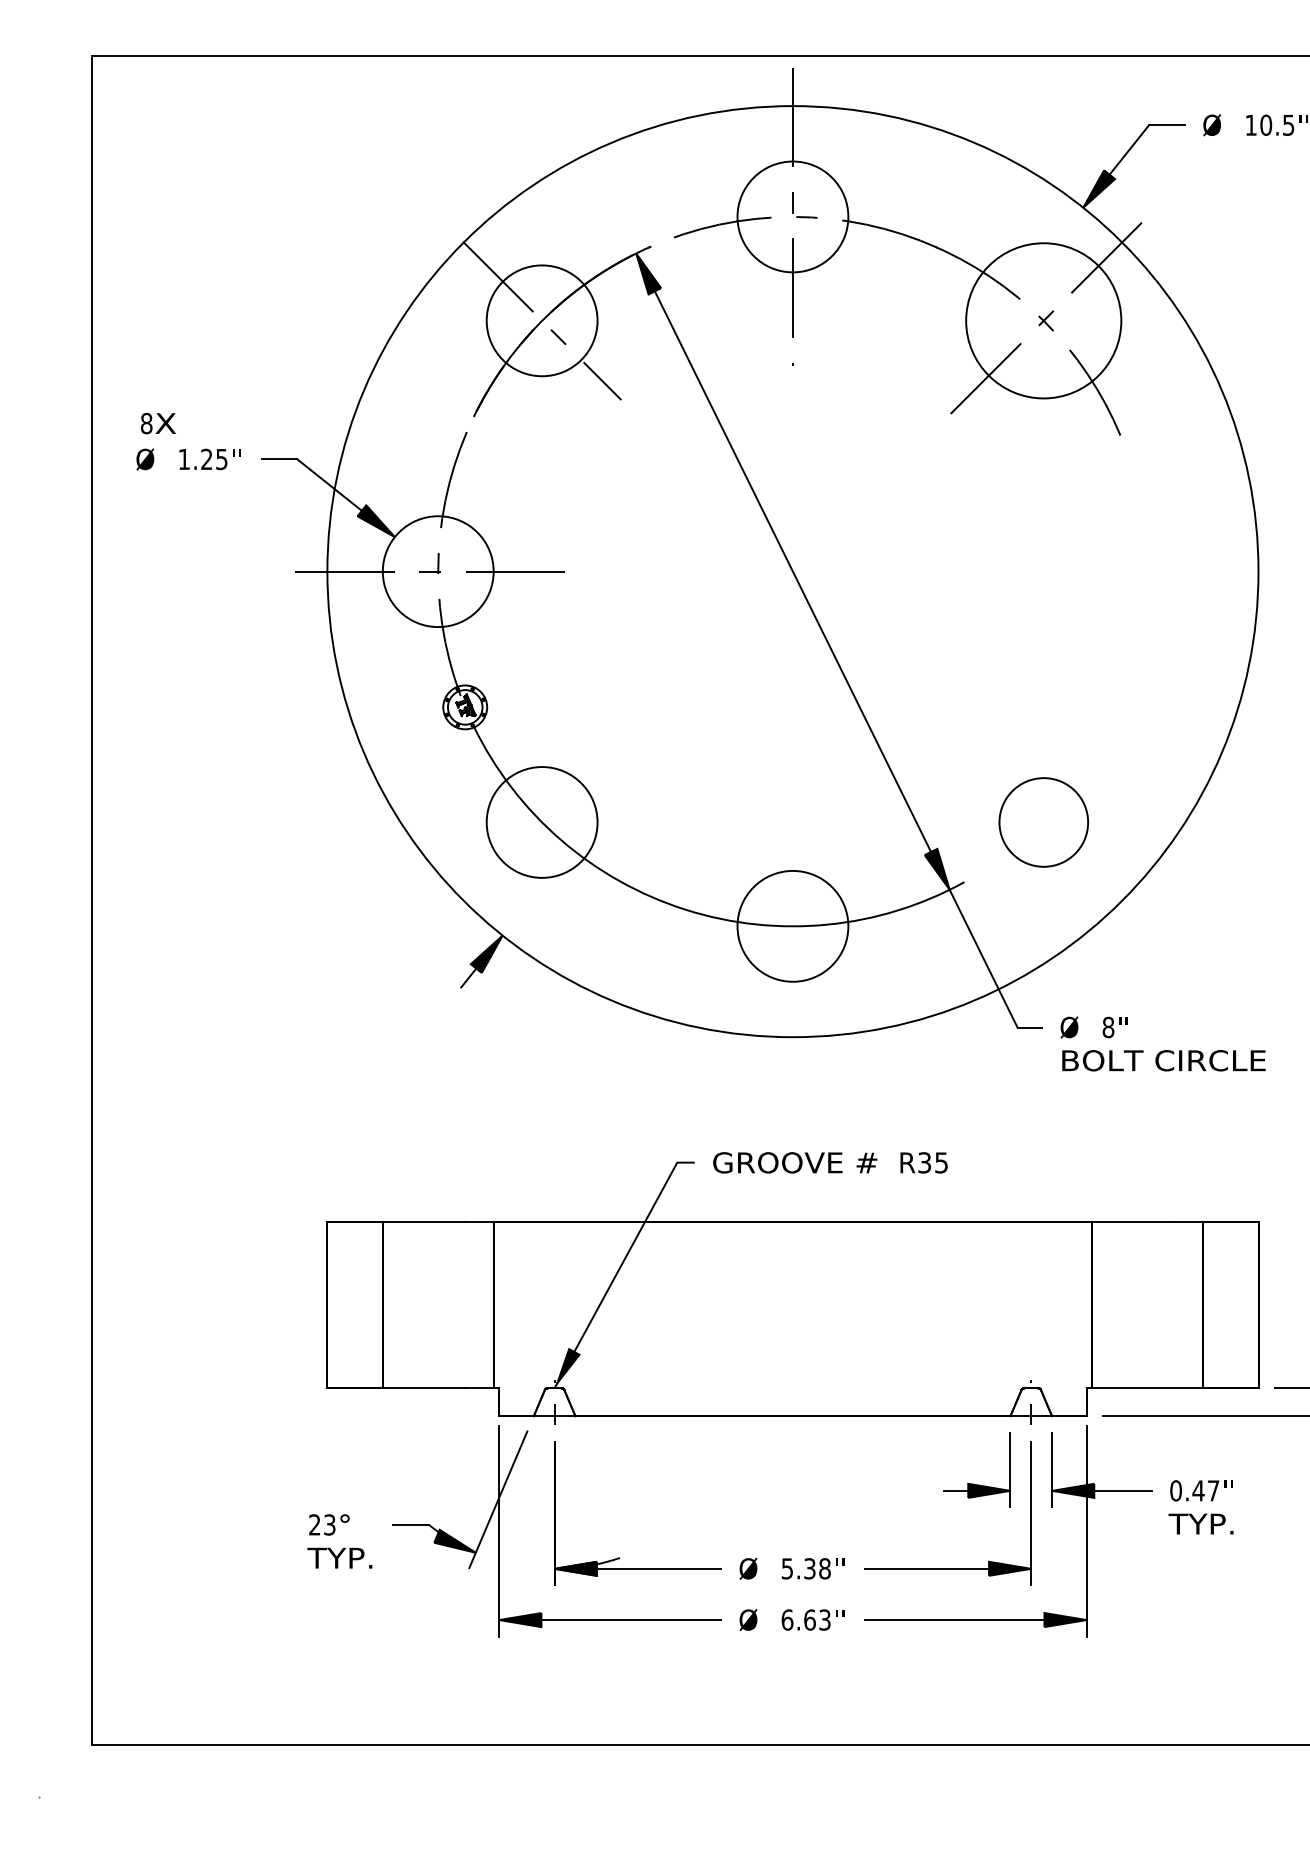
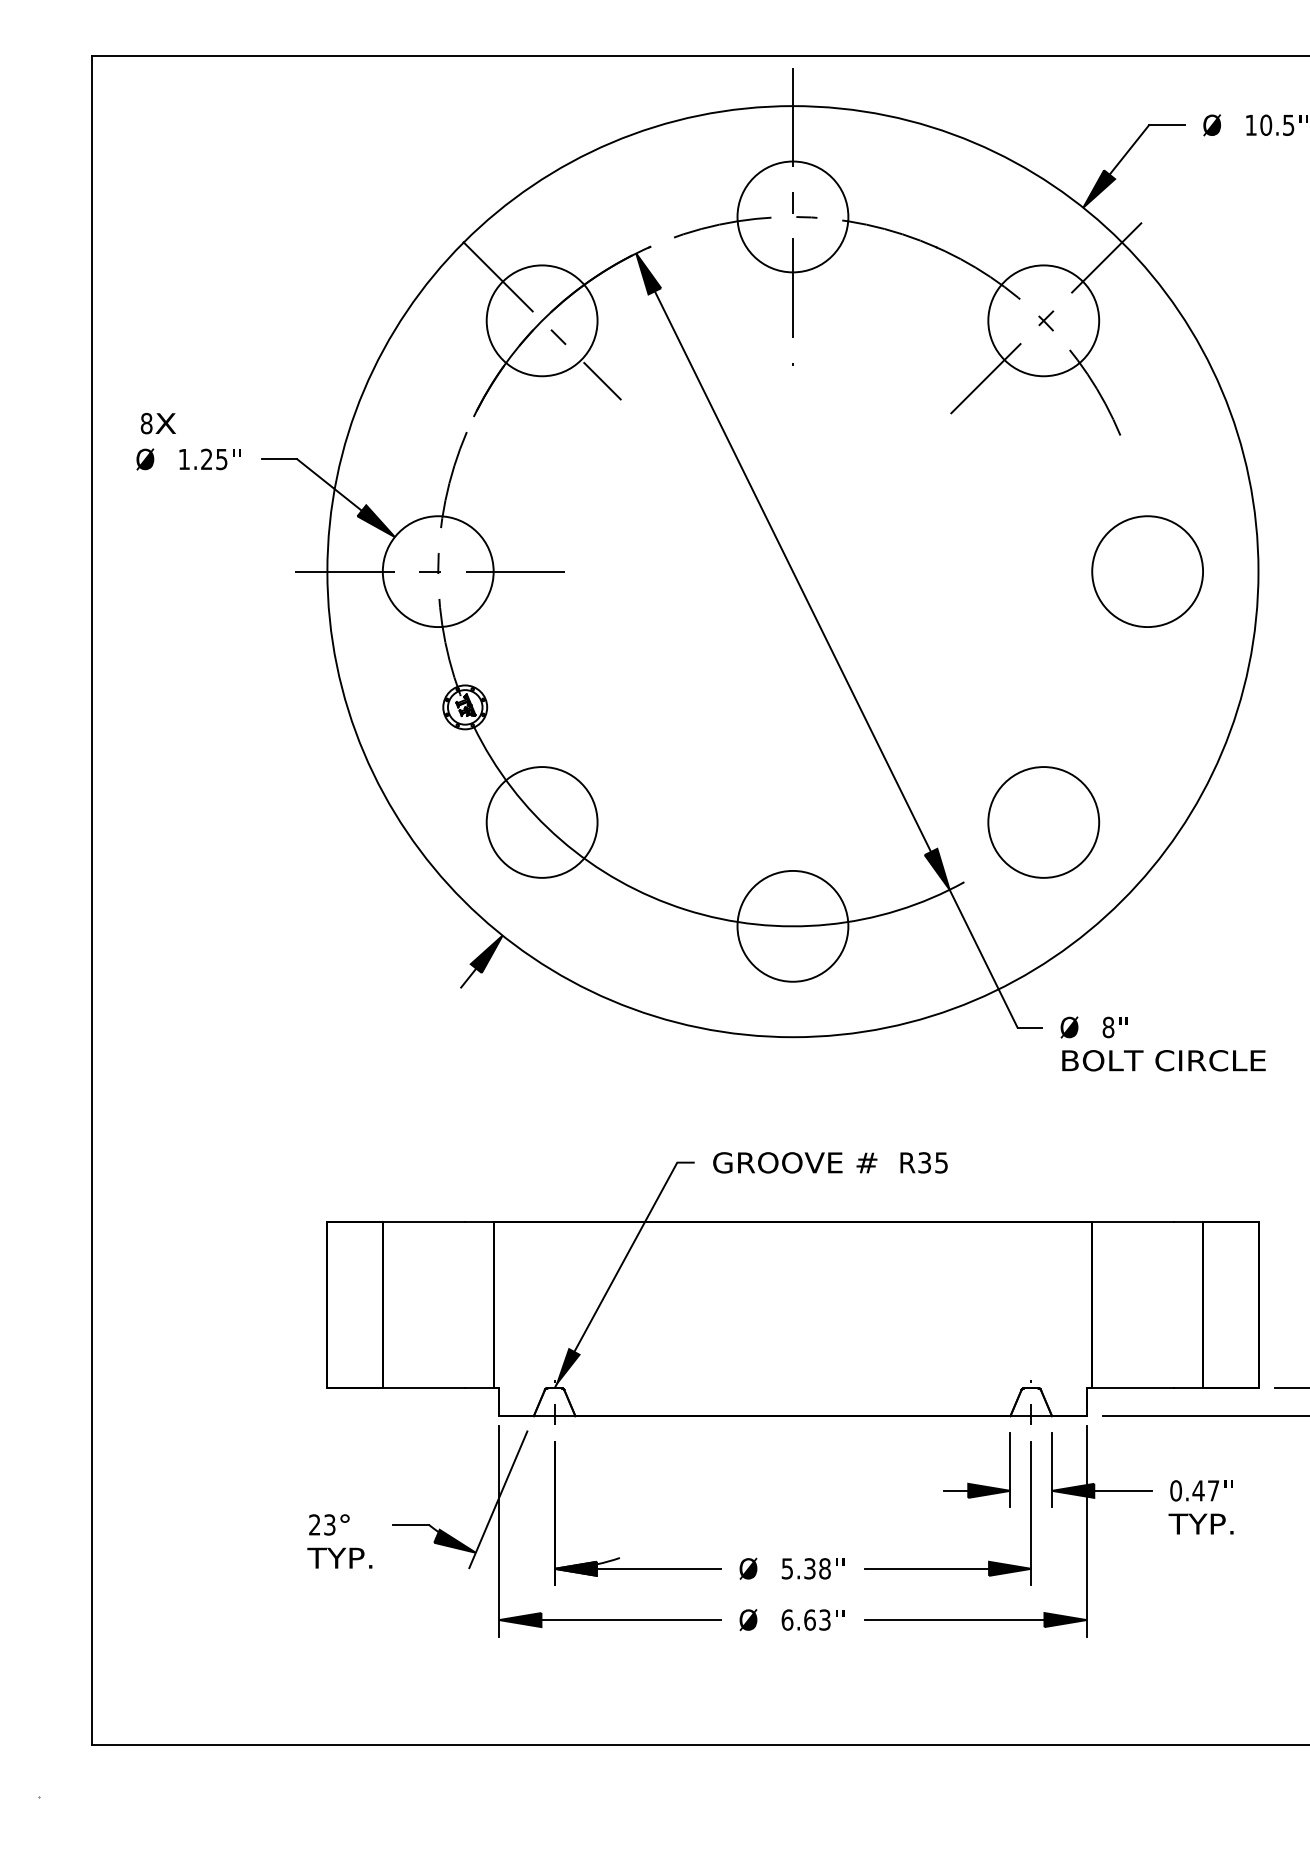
circle diameter: 155 px -> 111 px (1043, 320)
circle: none -> present (1147, 571)
circle size: 91x91 px -> 114x113 px (1043, 822)
